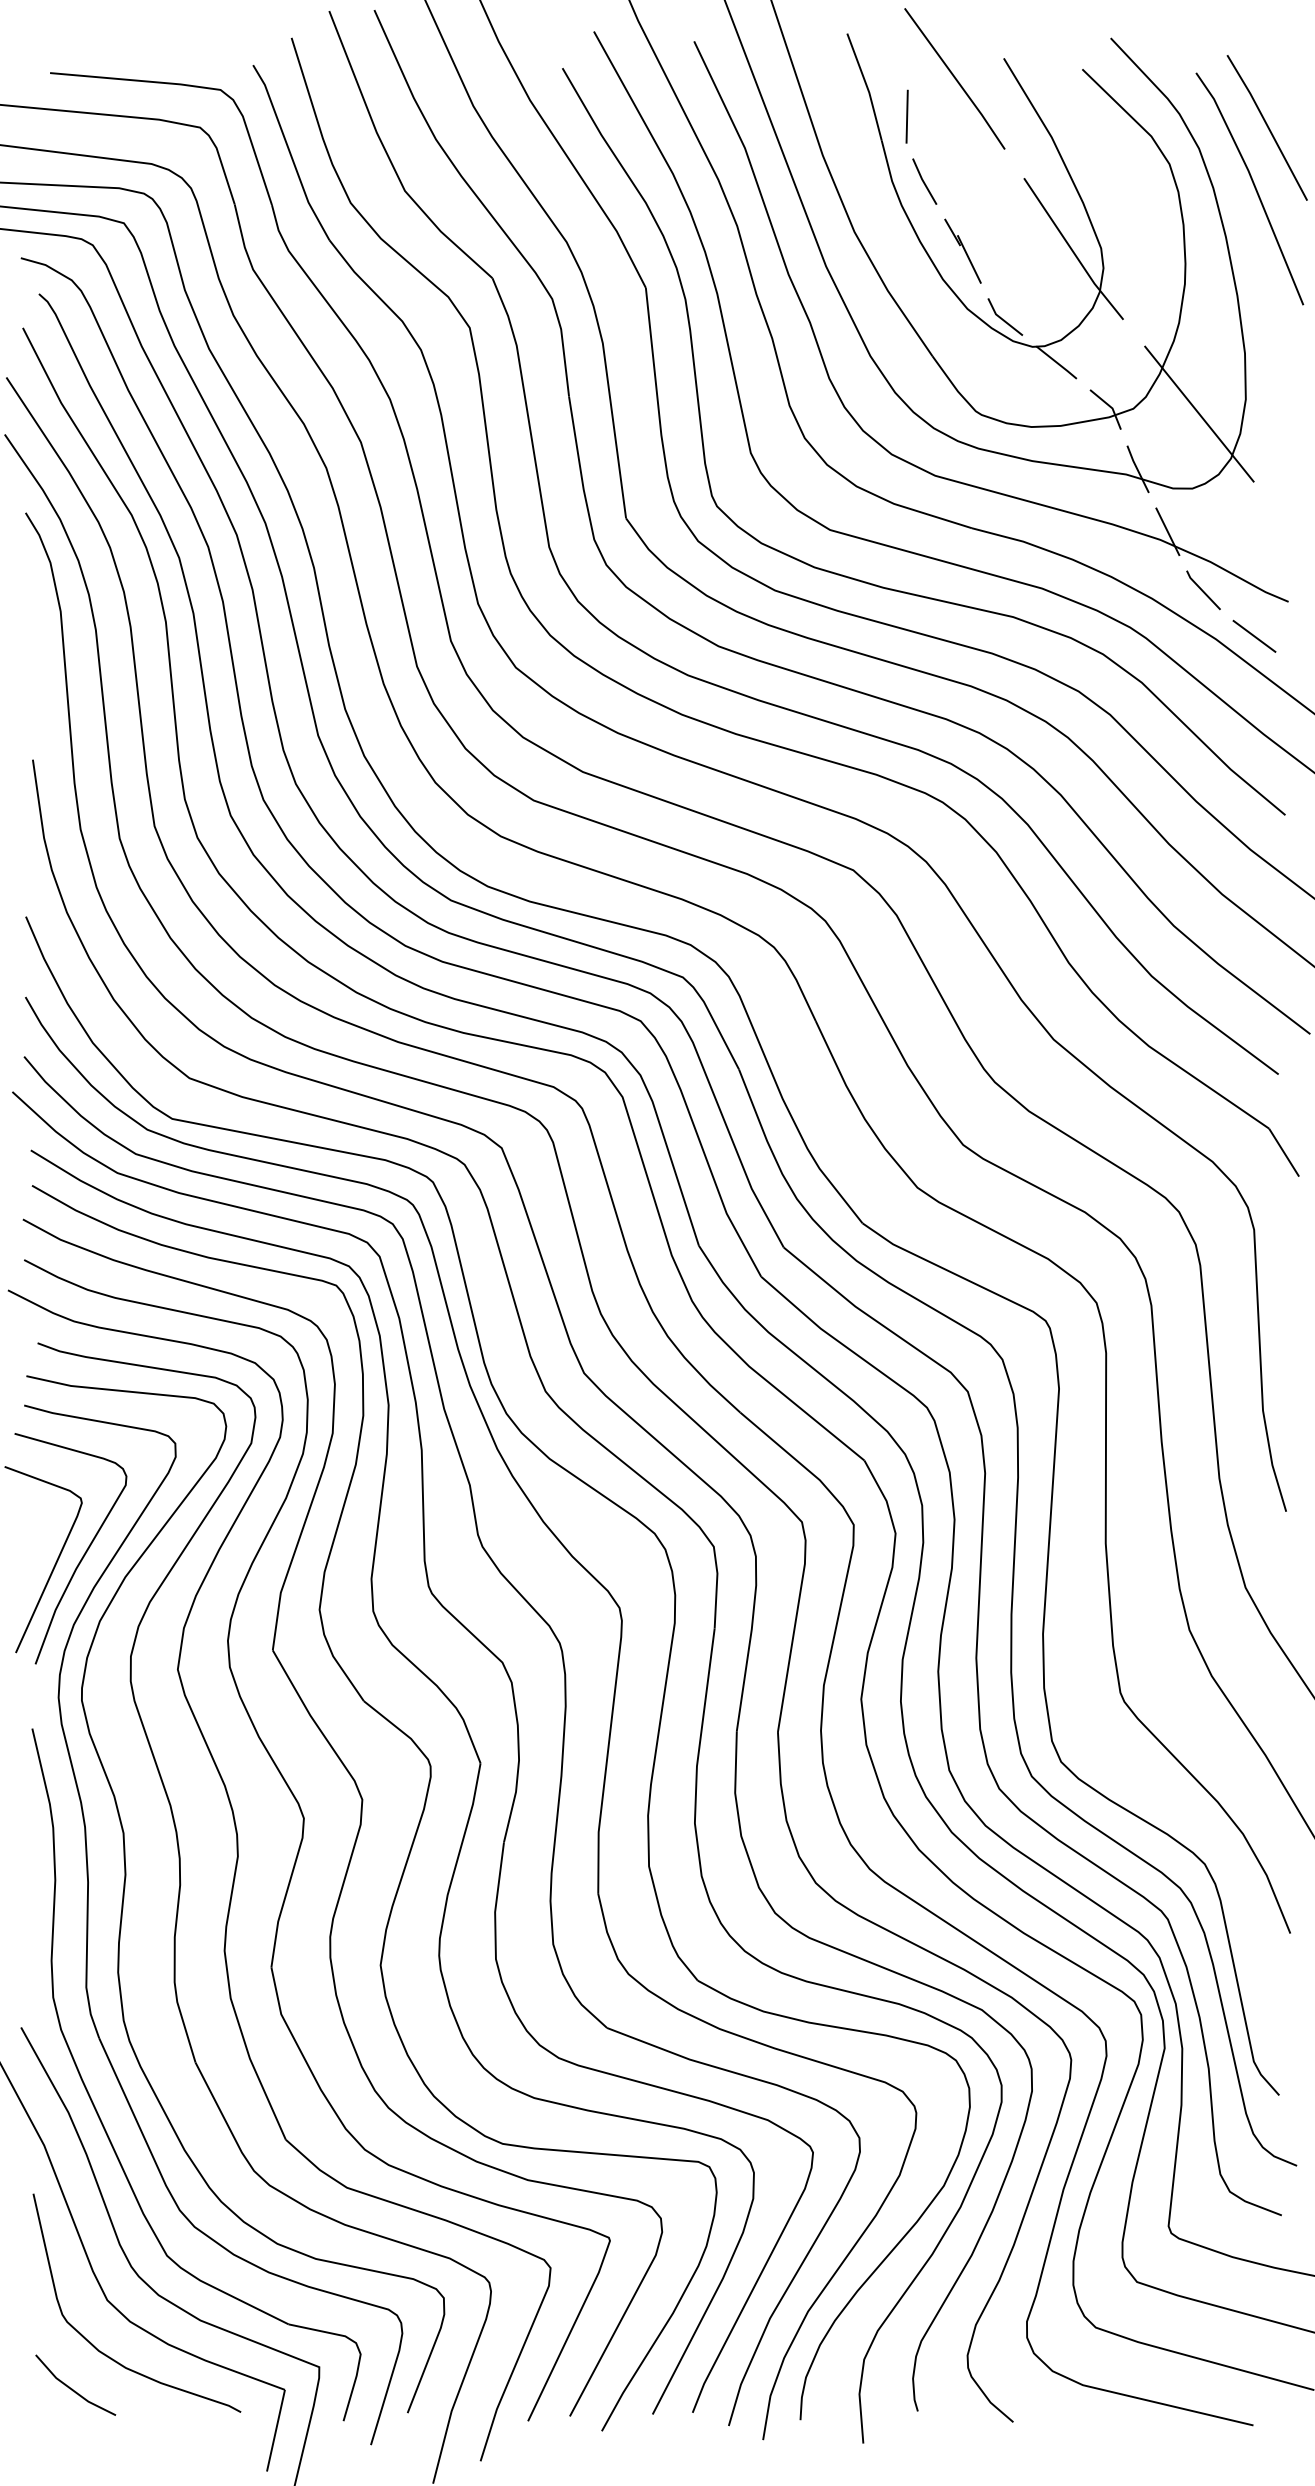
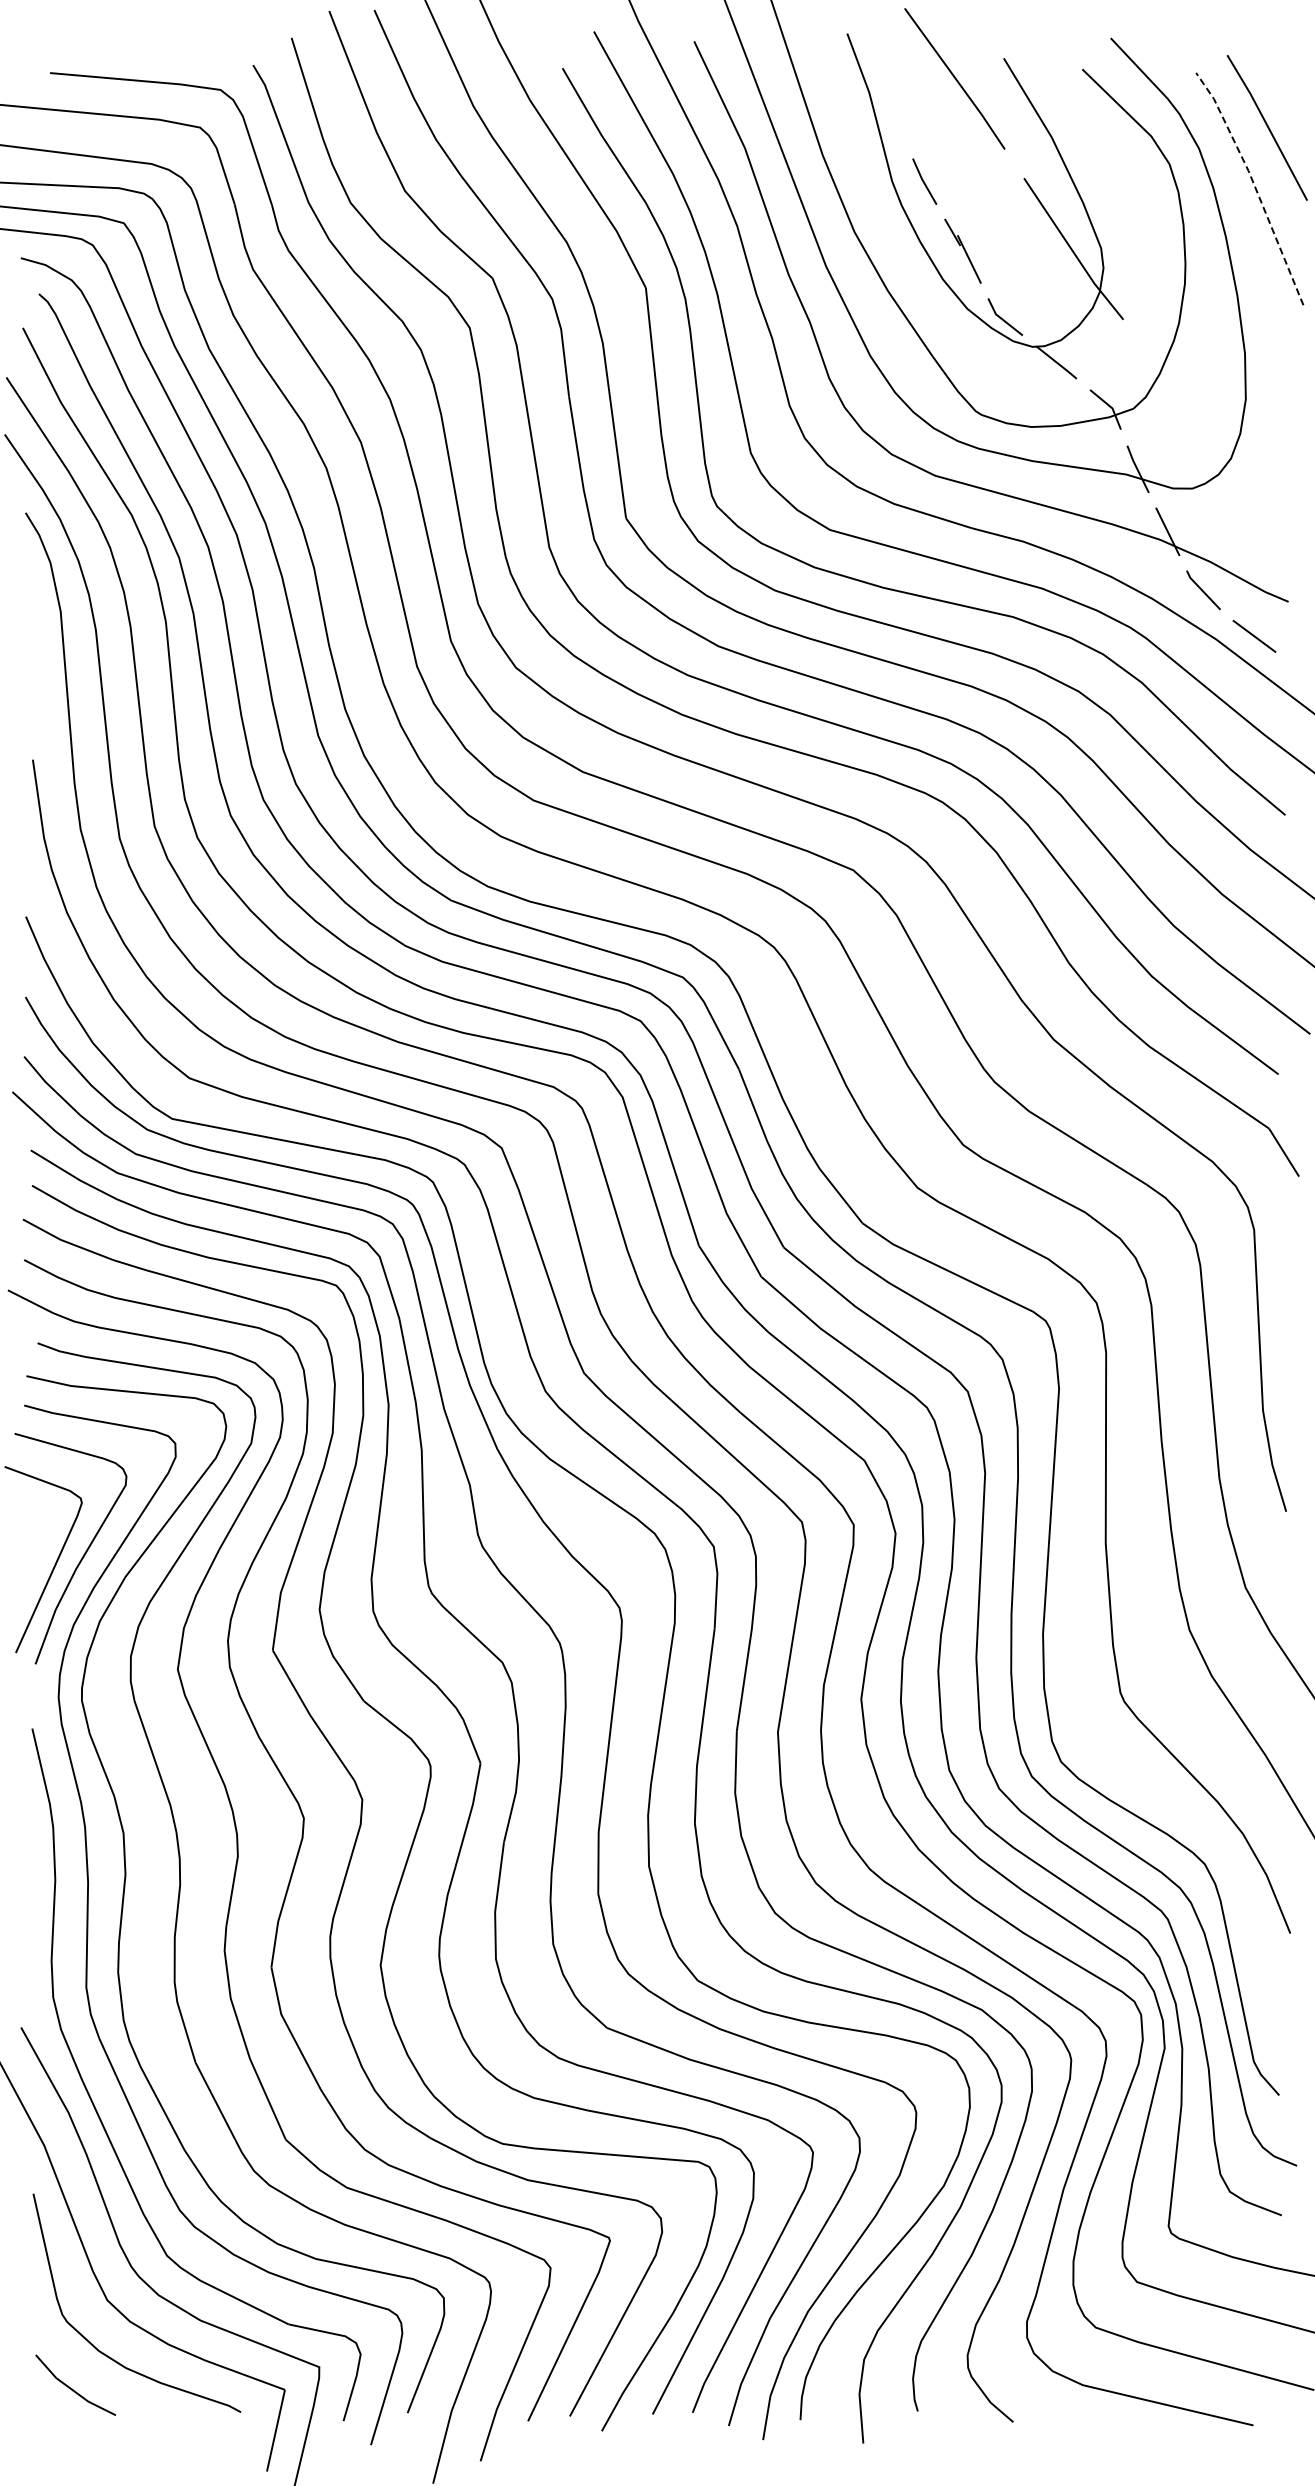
line: present -> none (906, 116)
line: solid -> dashed (1254, 185)
line: present -> none (1199, 413)
